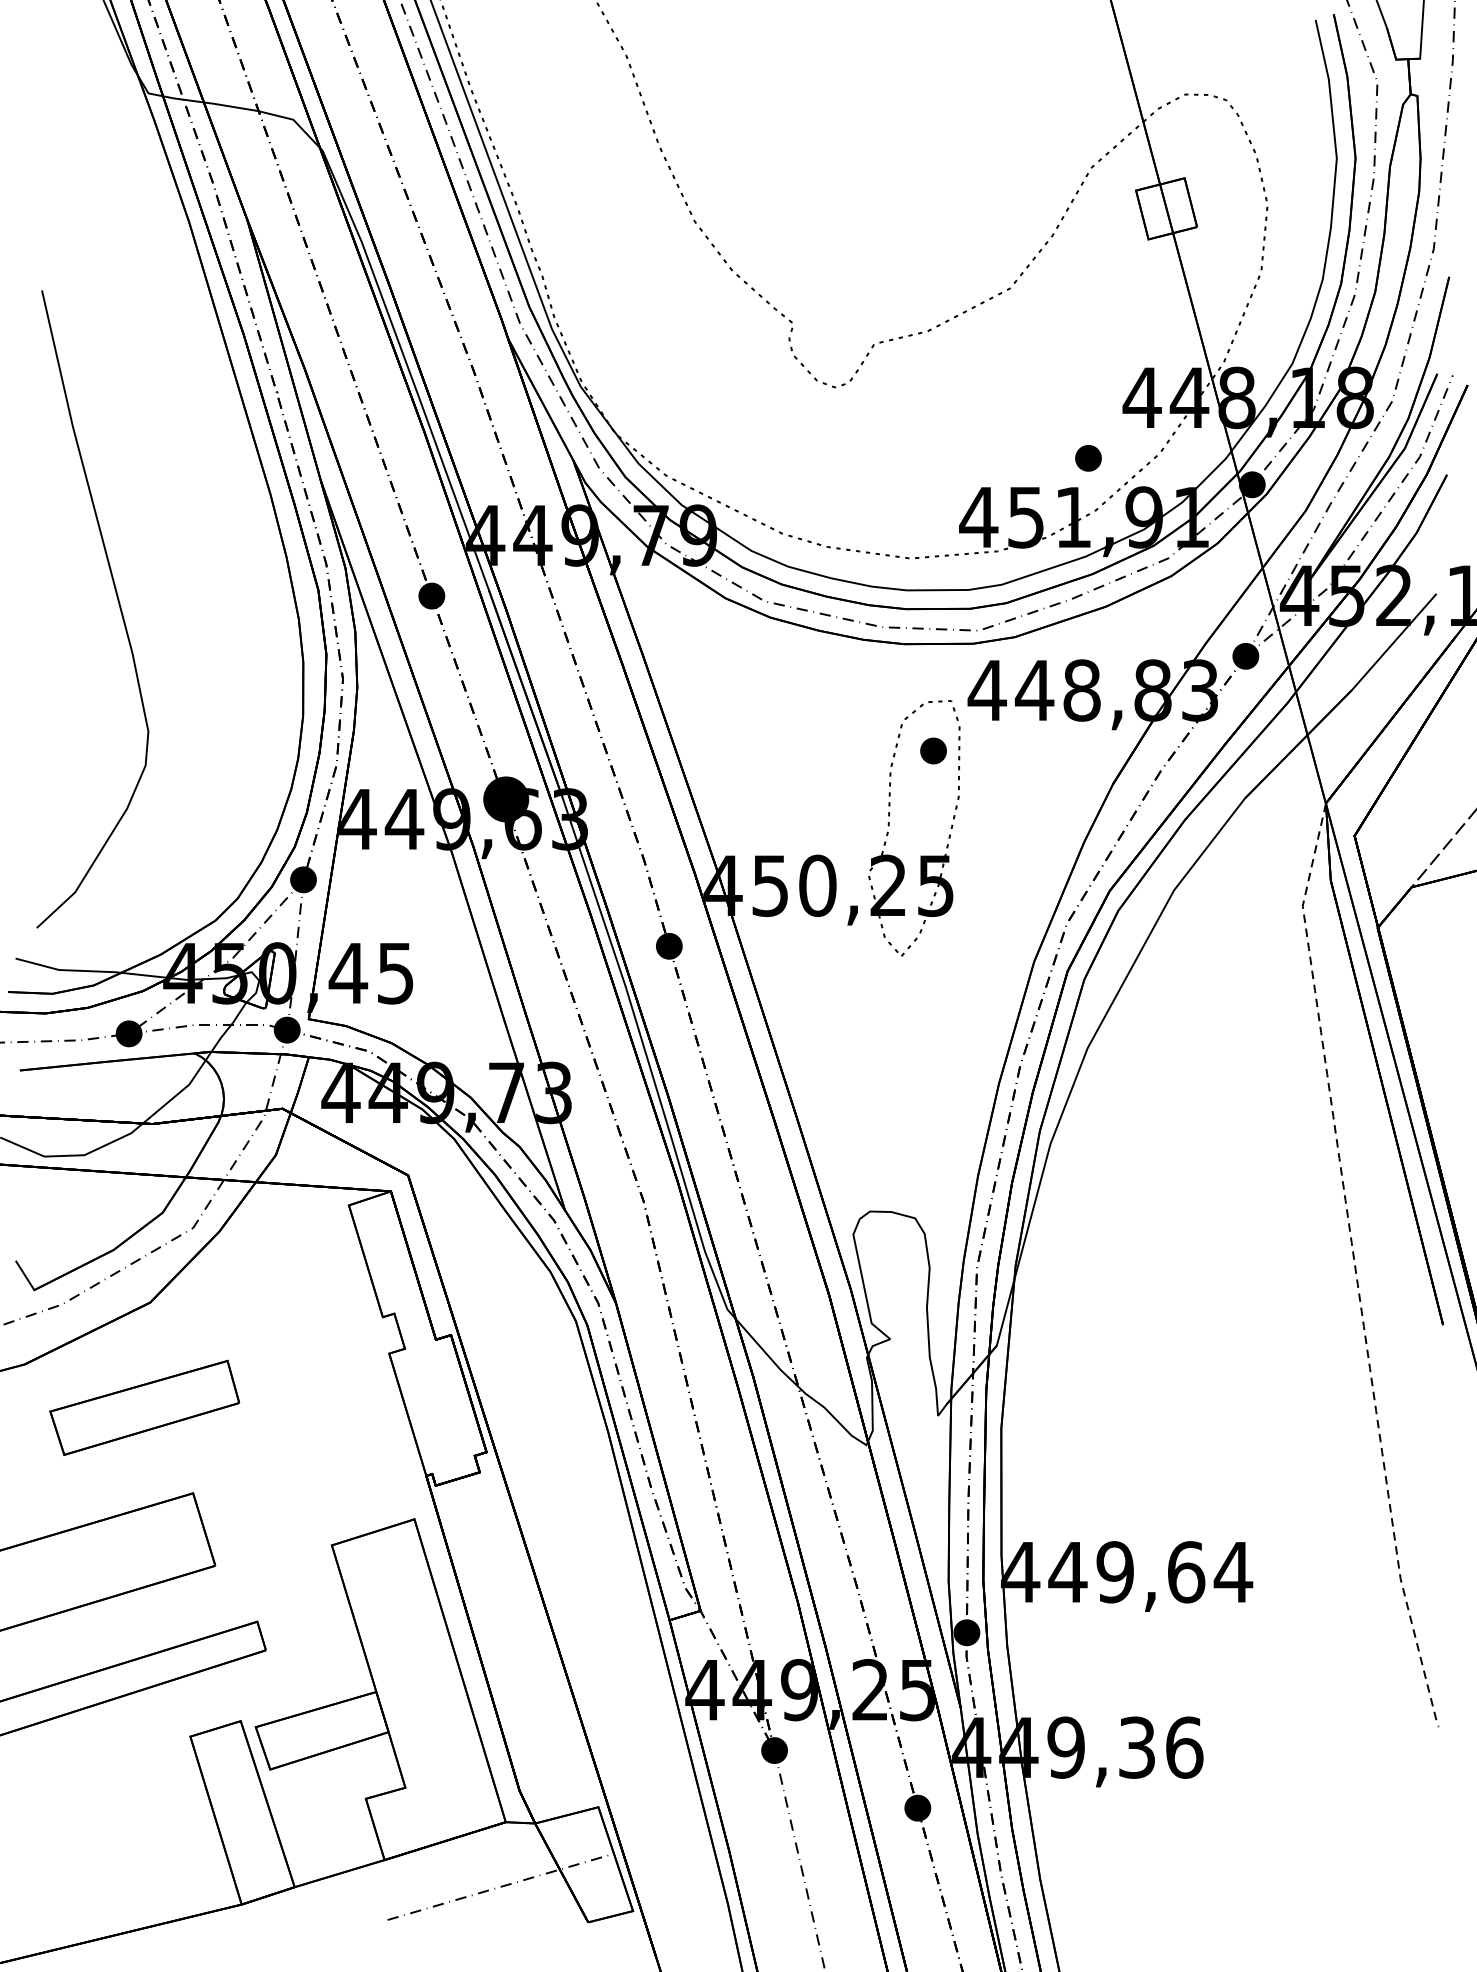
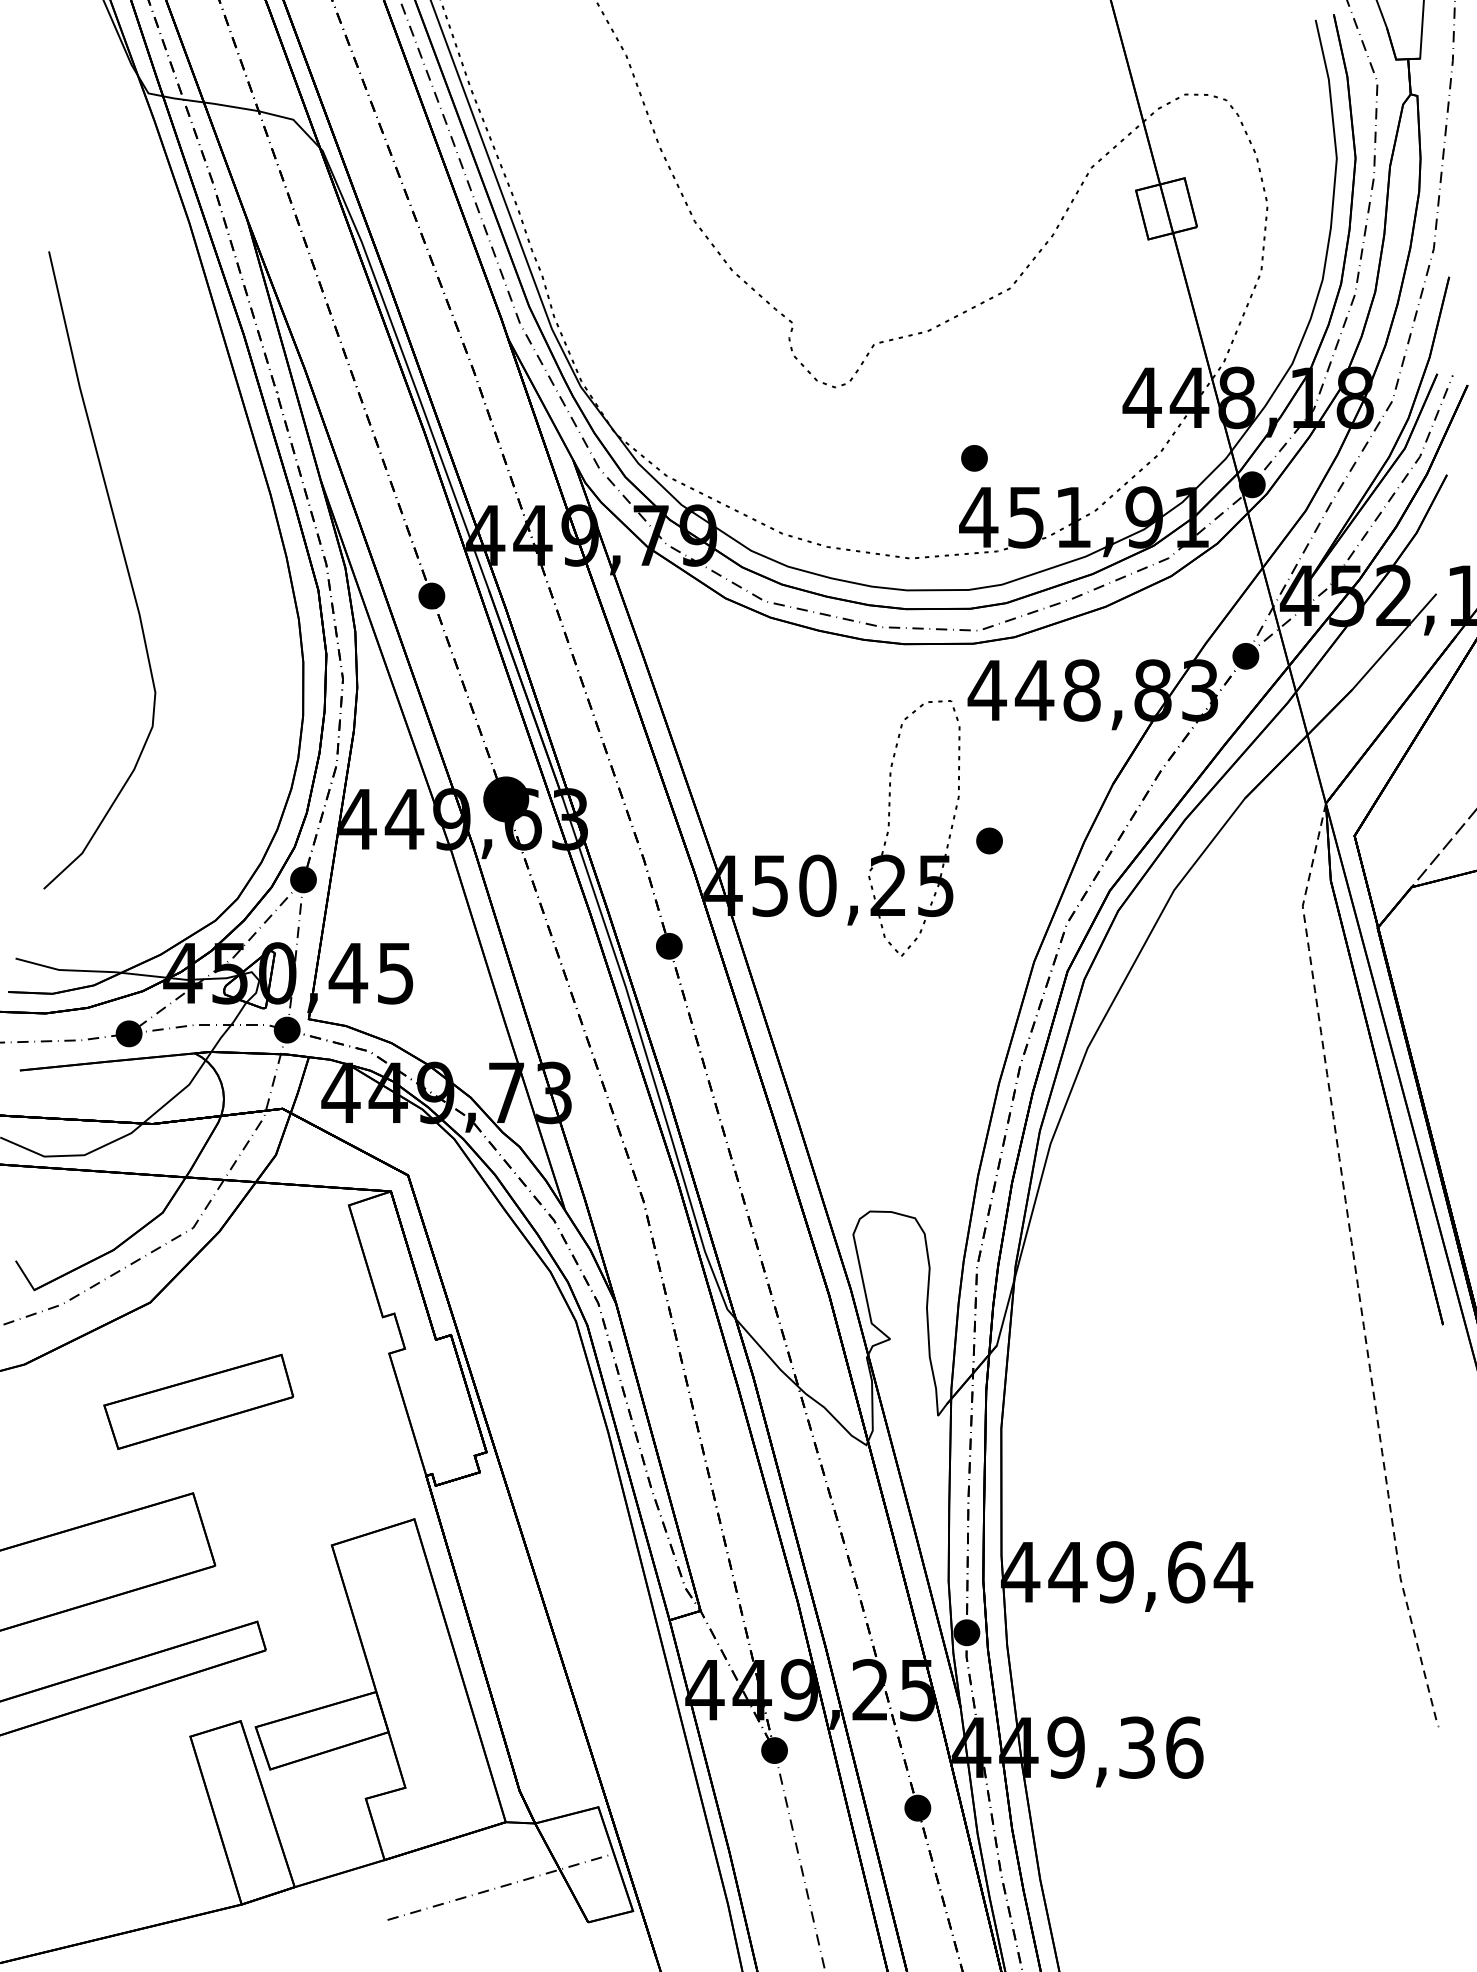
part position: (1088, 458) -> (974, 458) (974, 458)
curve position: (117, 601) -> (124, 562) (124, 562)
part position: (933, 750) -> (989, 840) (989, 840)
part position: (144, 1407) -> (198, 1401) (198, 1401)
